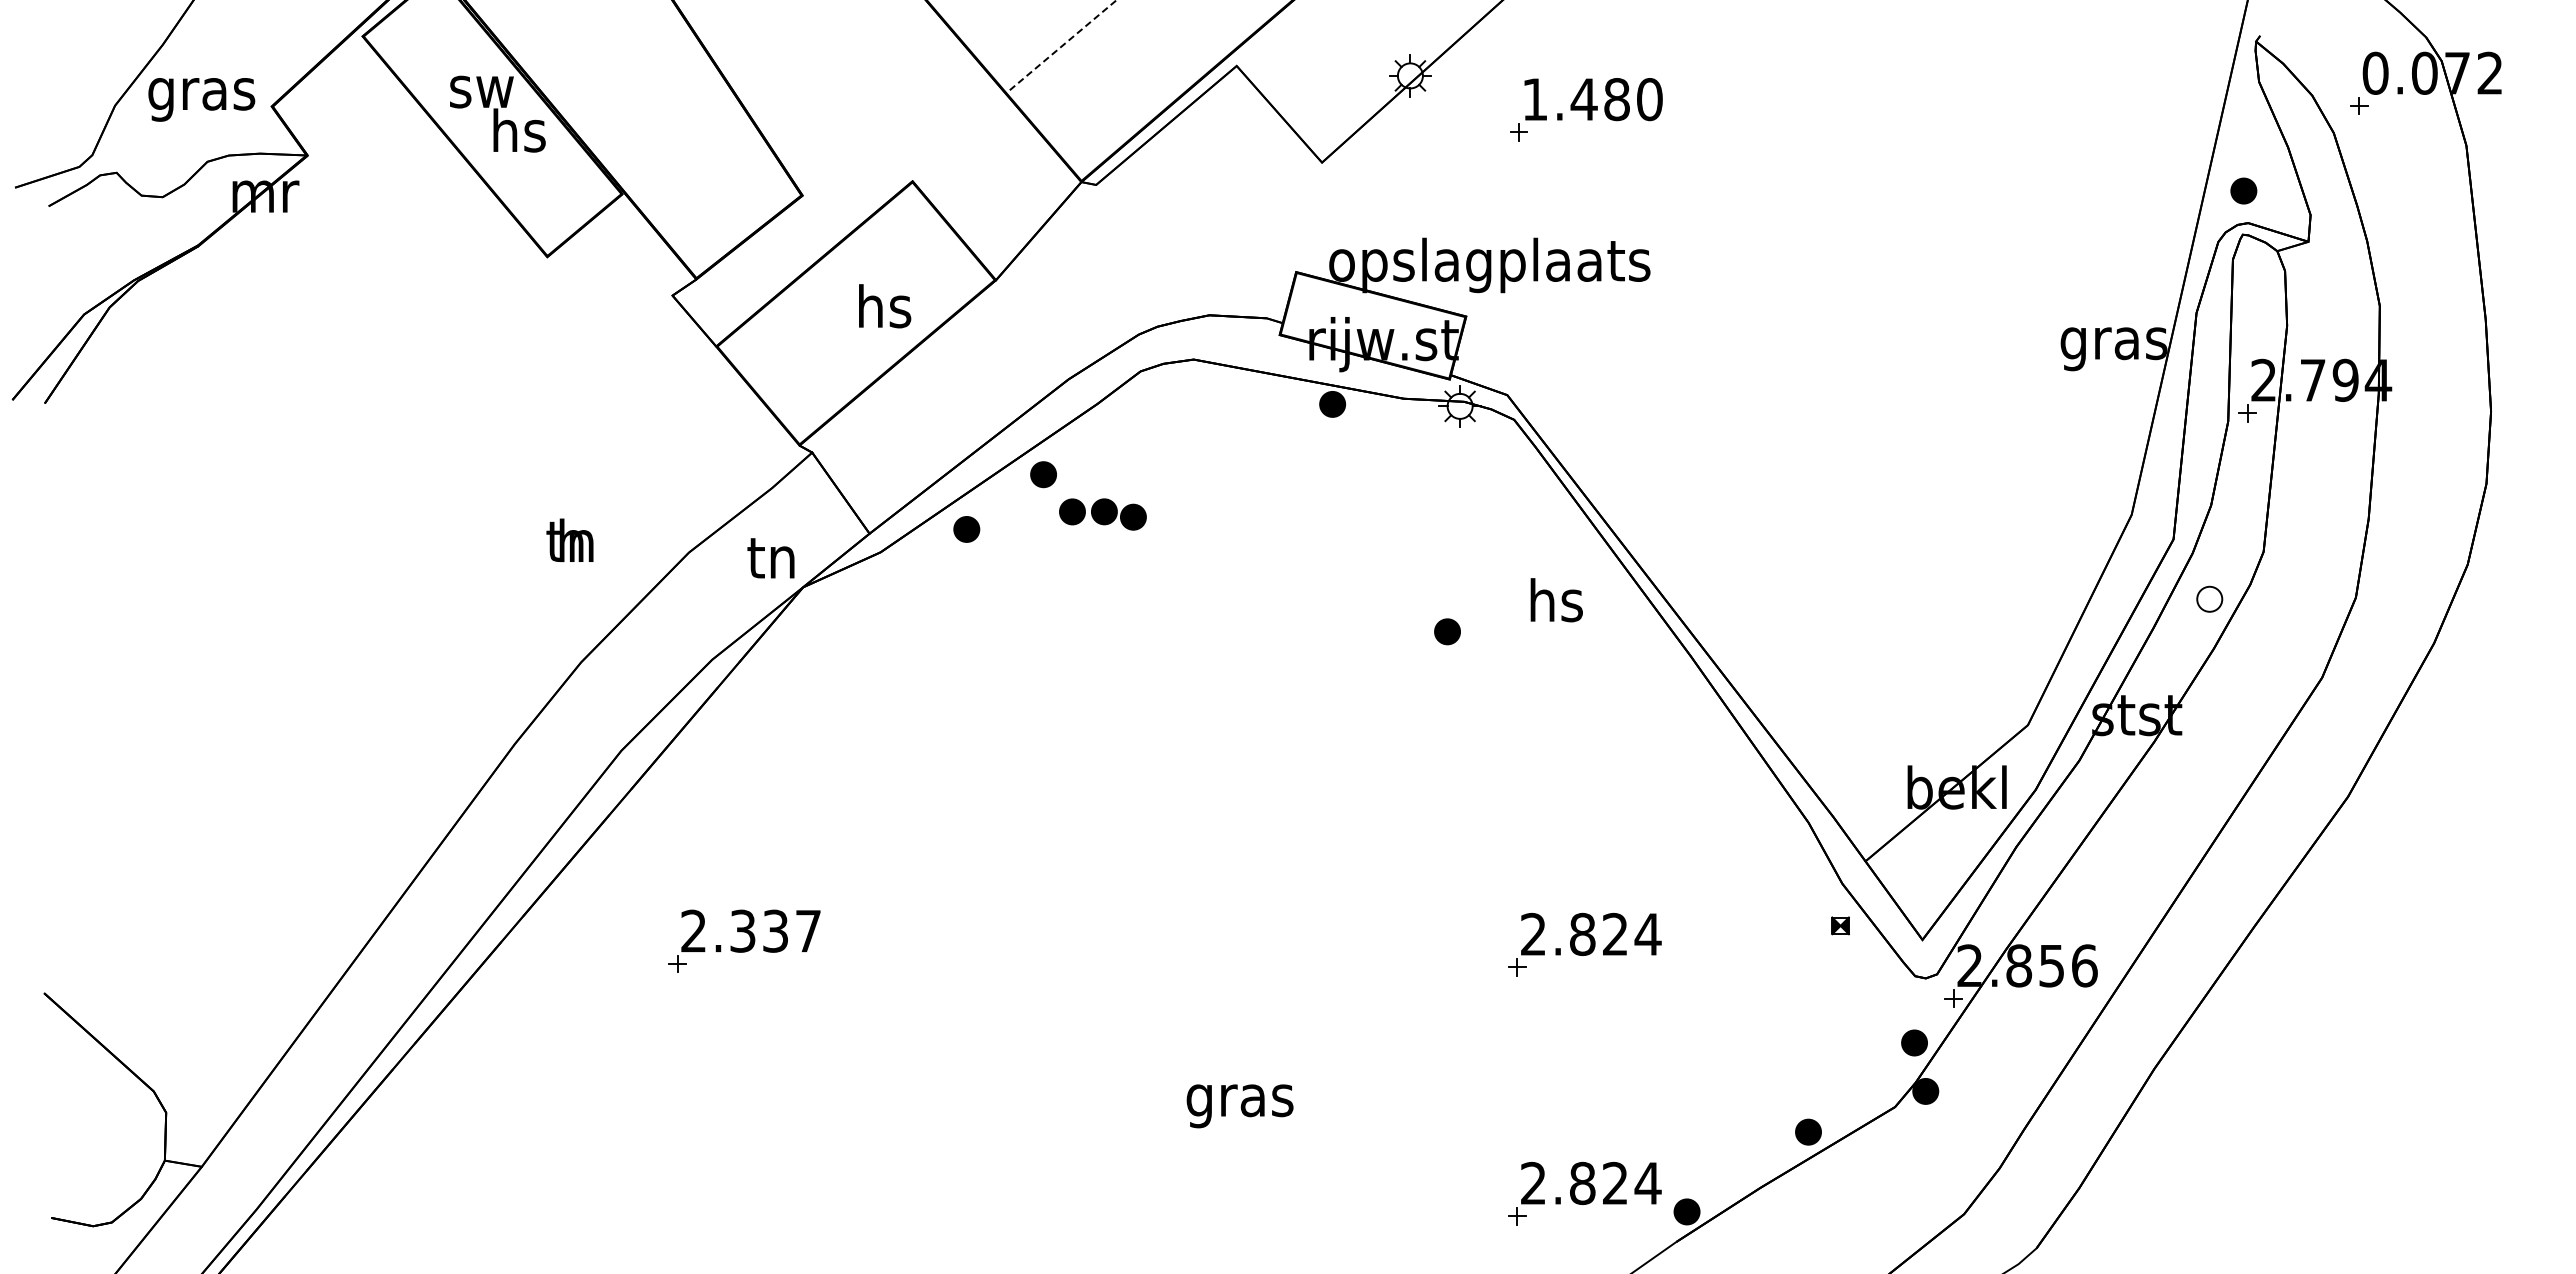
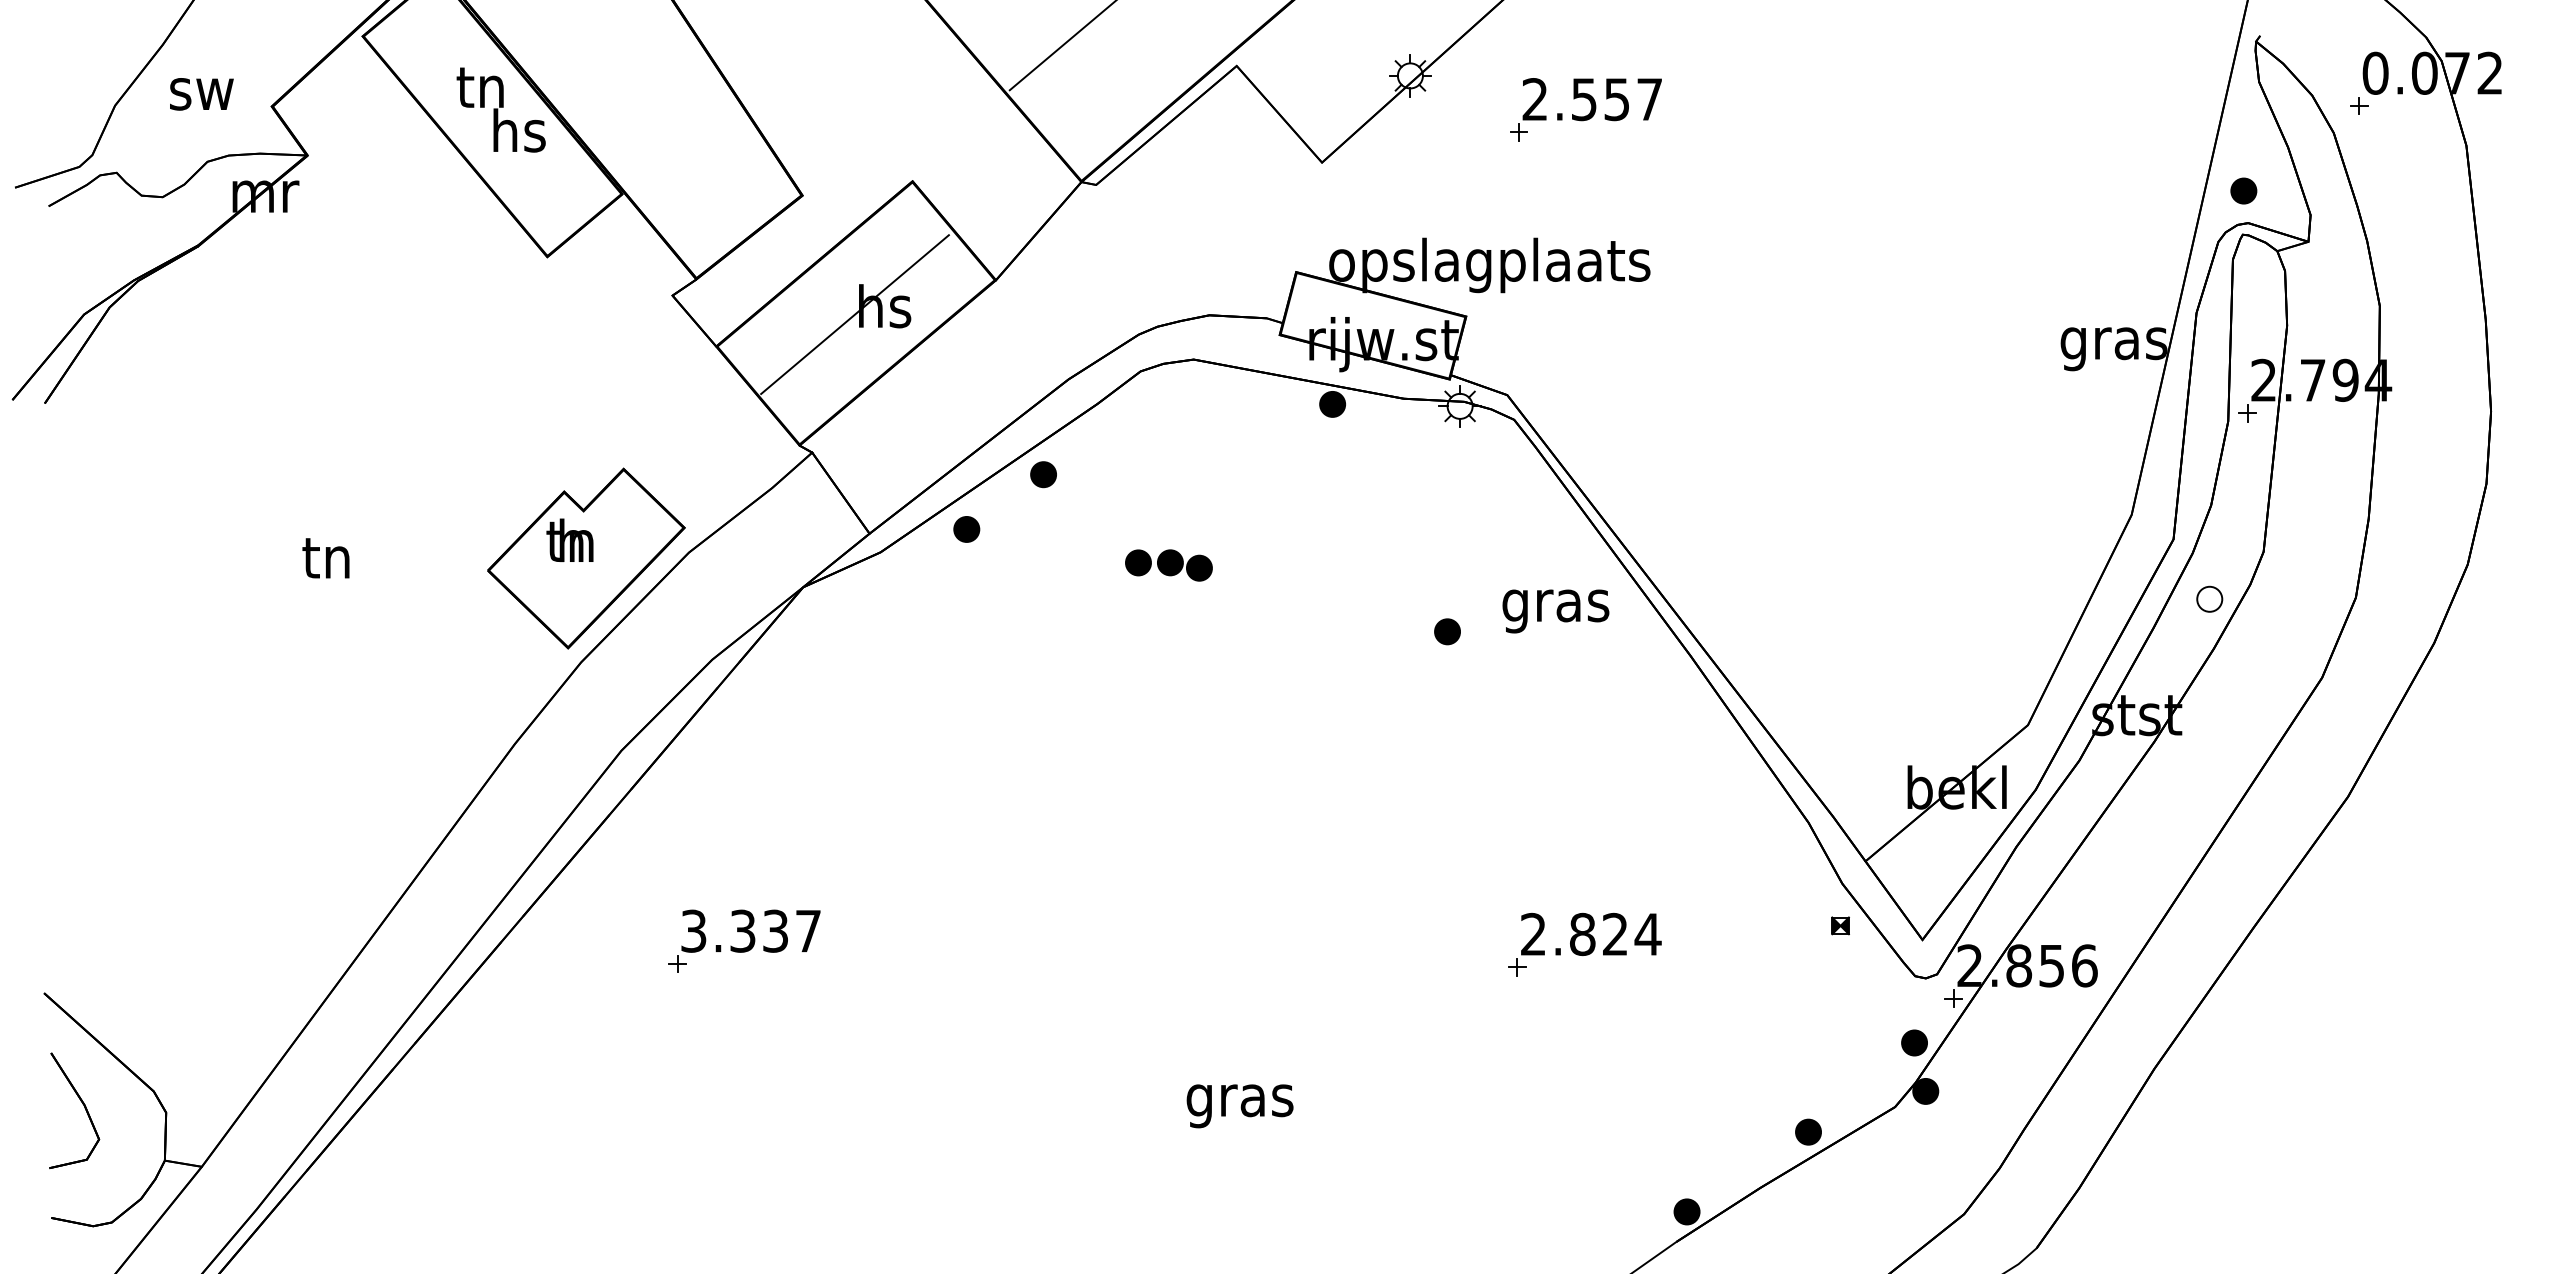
line: dashed -> solid (1063, 45)
text: sw -> tn (481, 87)
text: gras -> sw (201, 99)
text: 1.480 -> 2.557 (1592, 99)
line: none -> present (854, 314)
part position: (1102, 514) -> (1168, 565) (1168, 565)
part: none -> present (586, 558)
text position: (770, 558) -> (325, 558) (325, 558)
text: hs -> gras (1555, 605)
text: 2.337 -> 3.337 (693, 930)
part: none -> present (82, 1104)
part: present -> none (1584, 1193)
